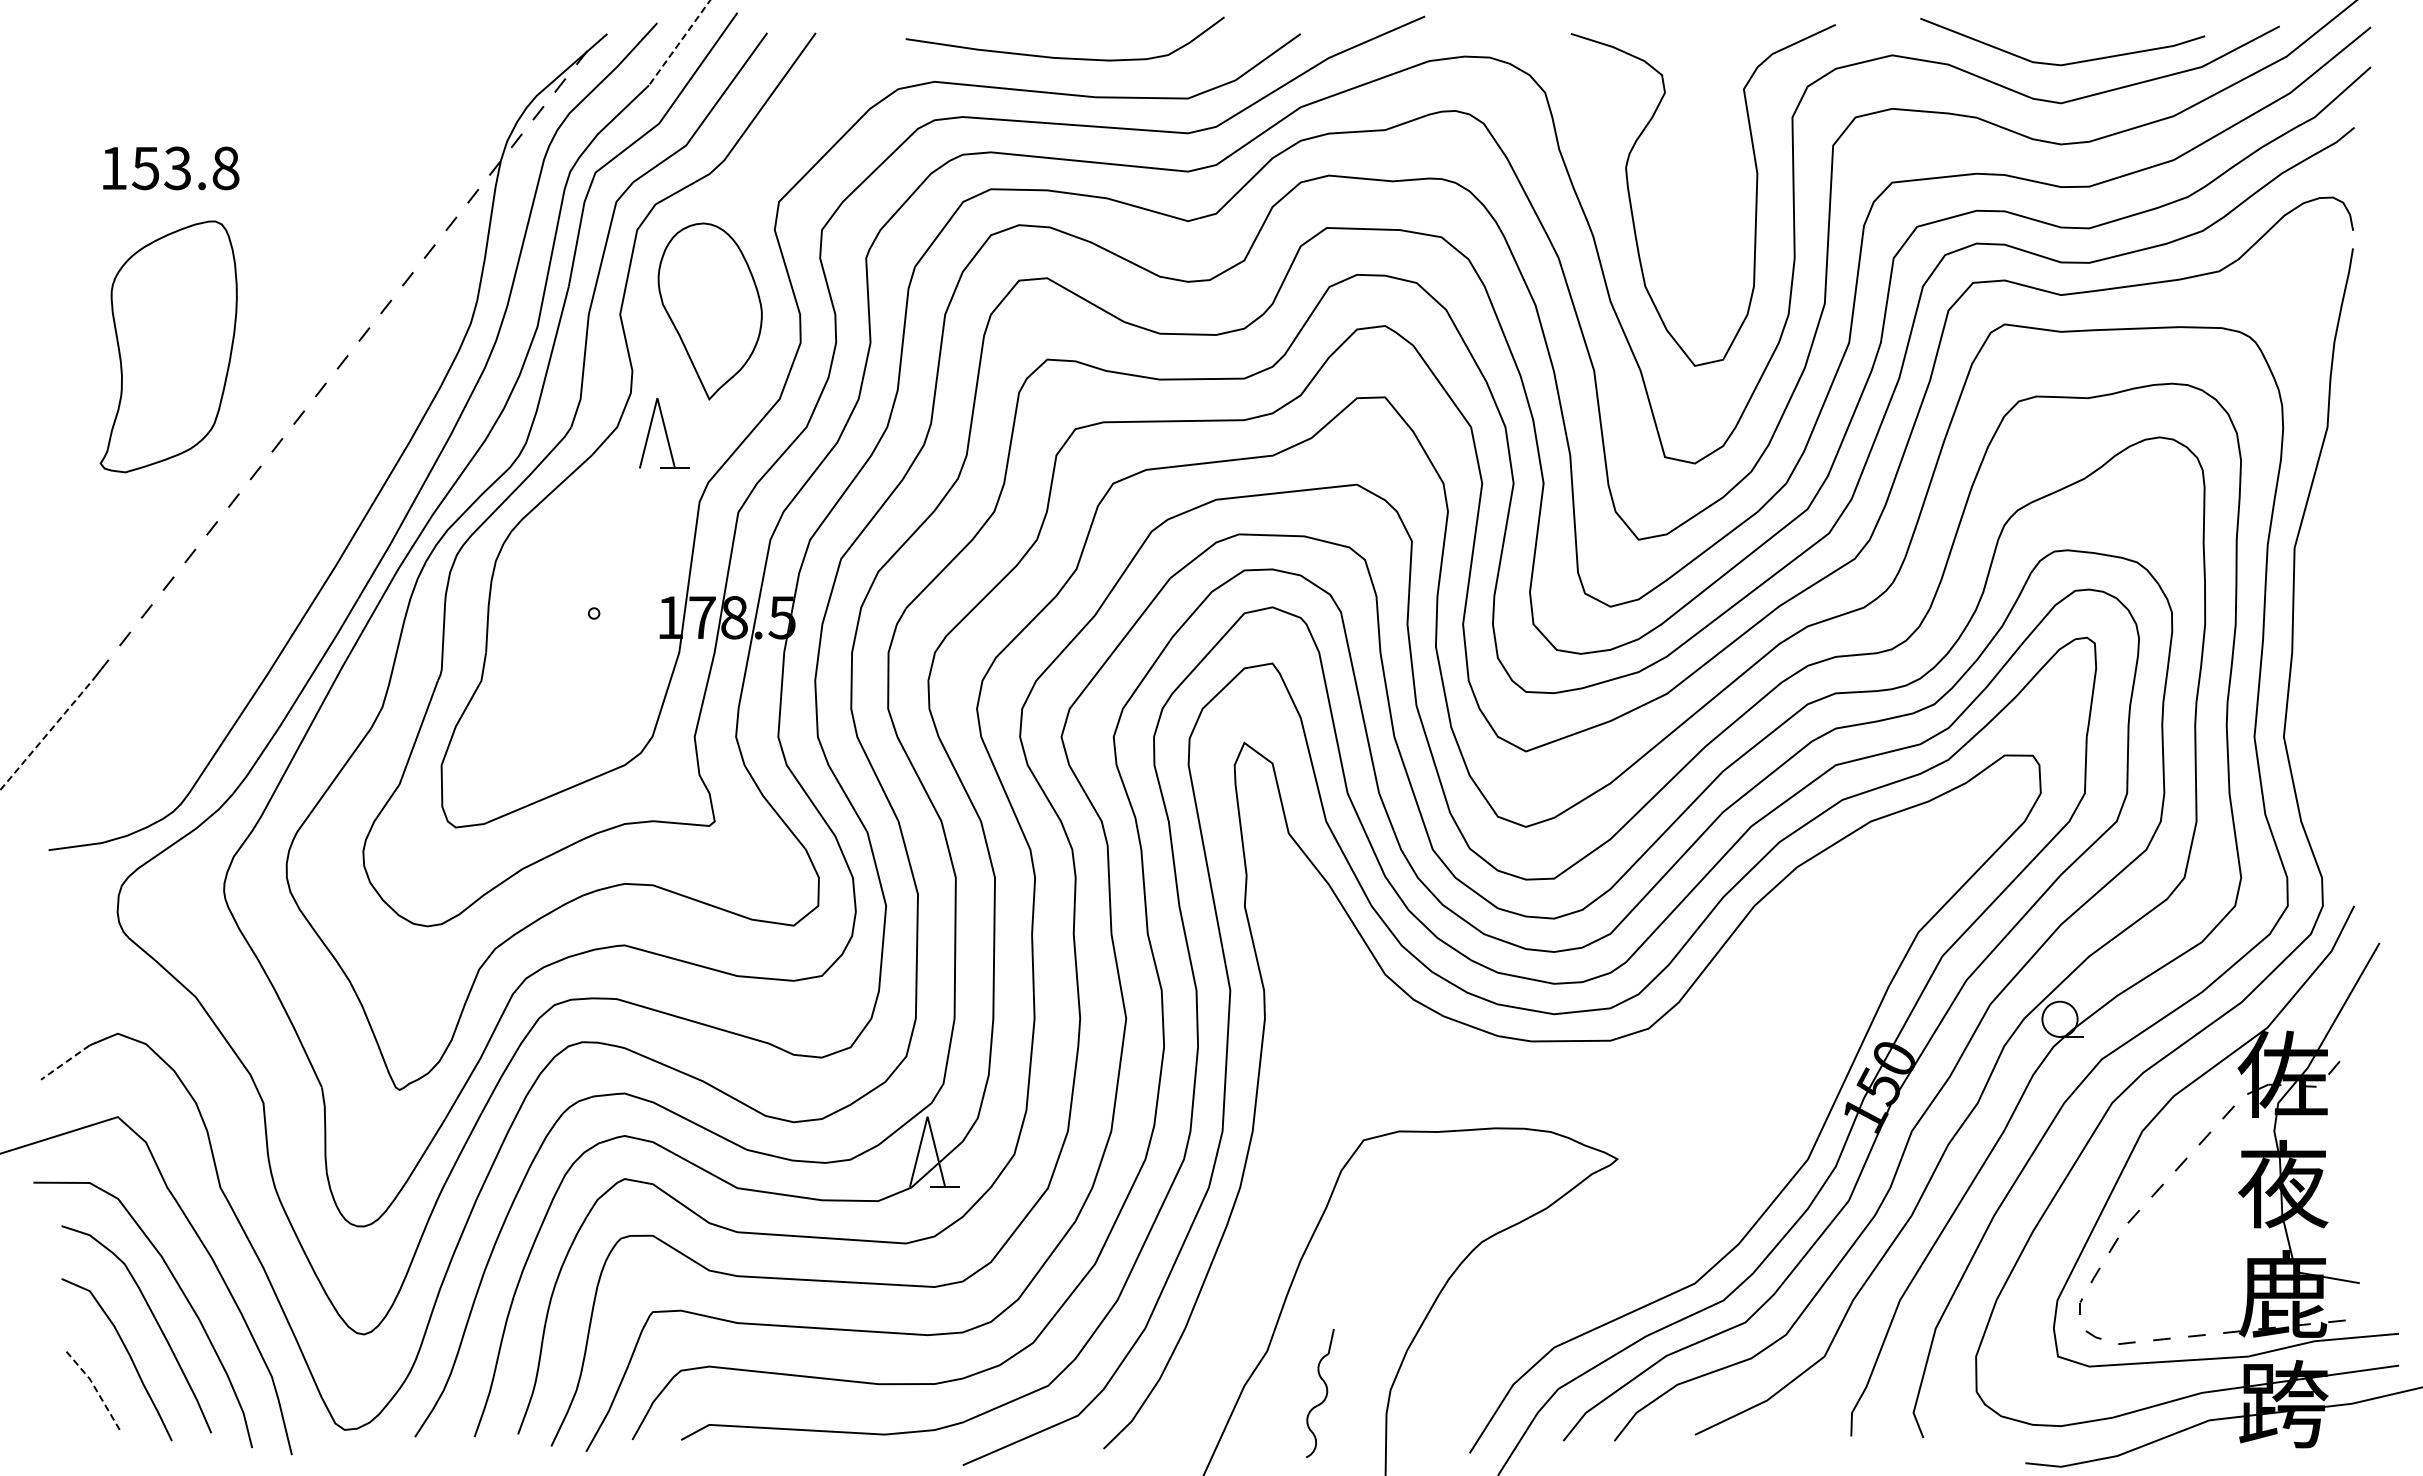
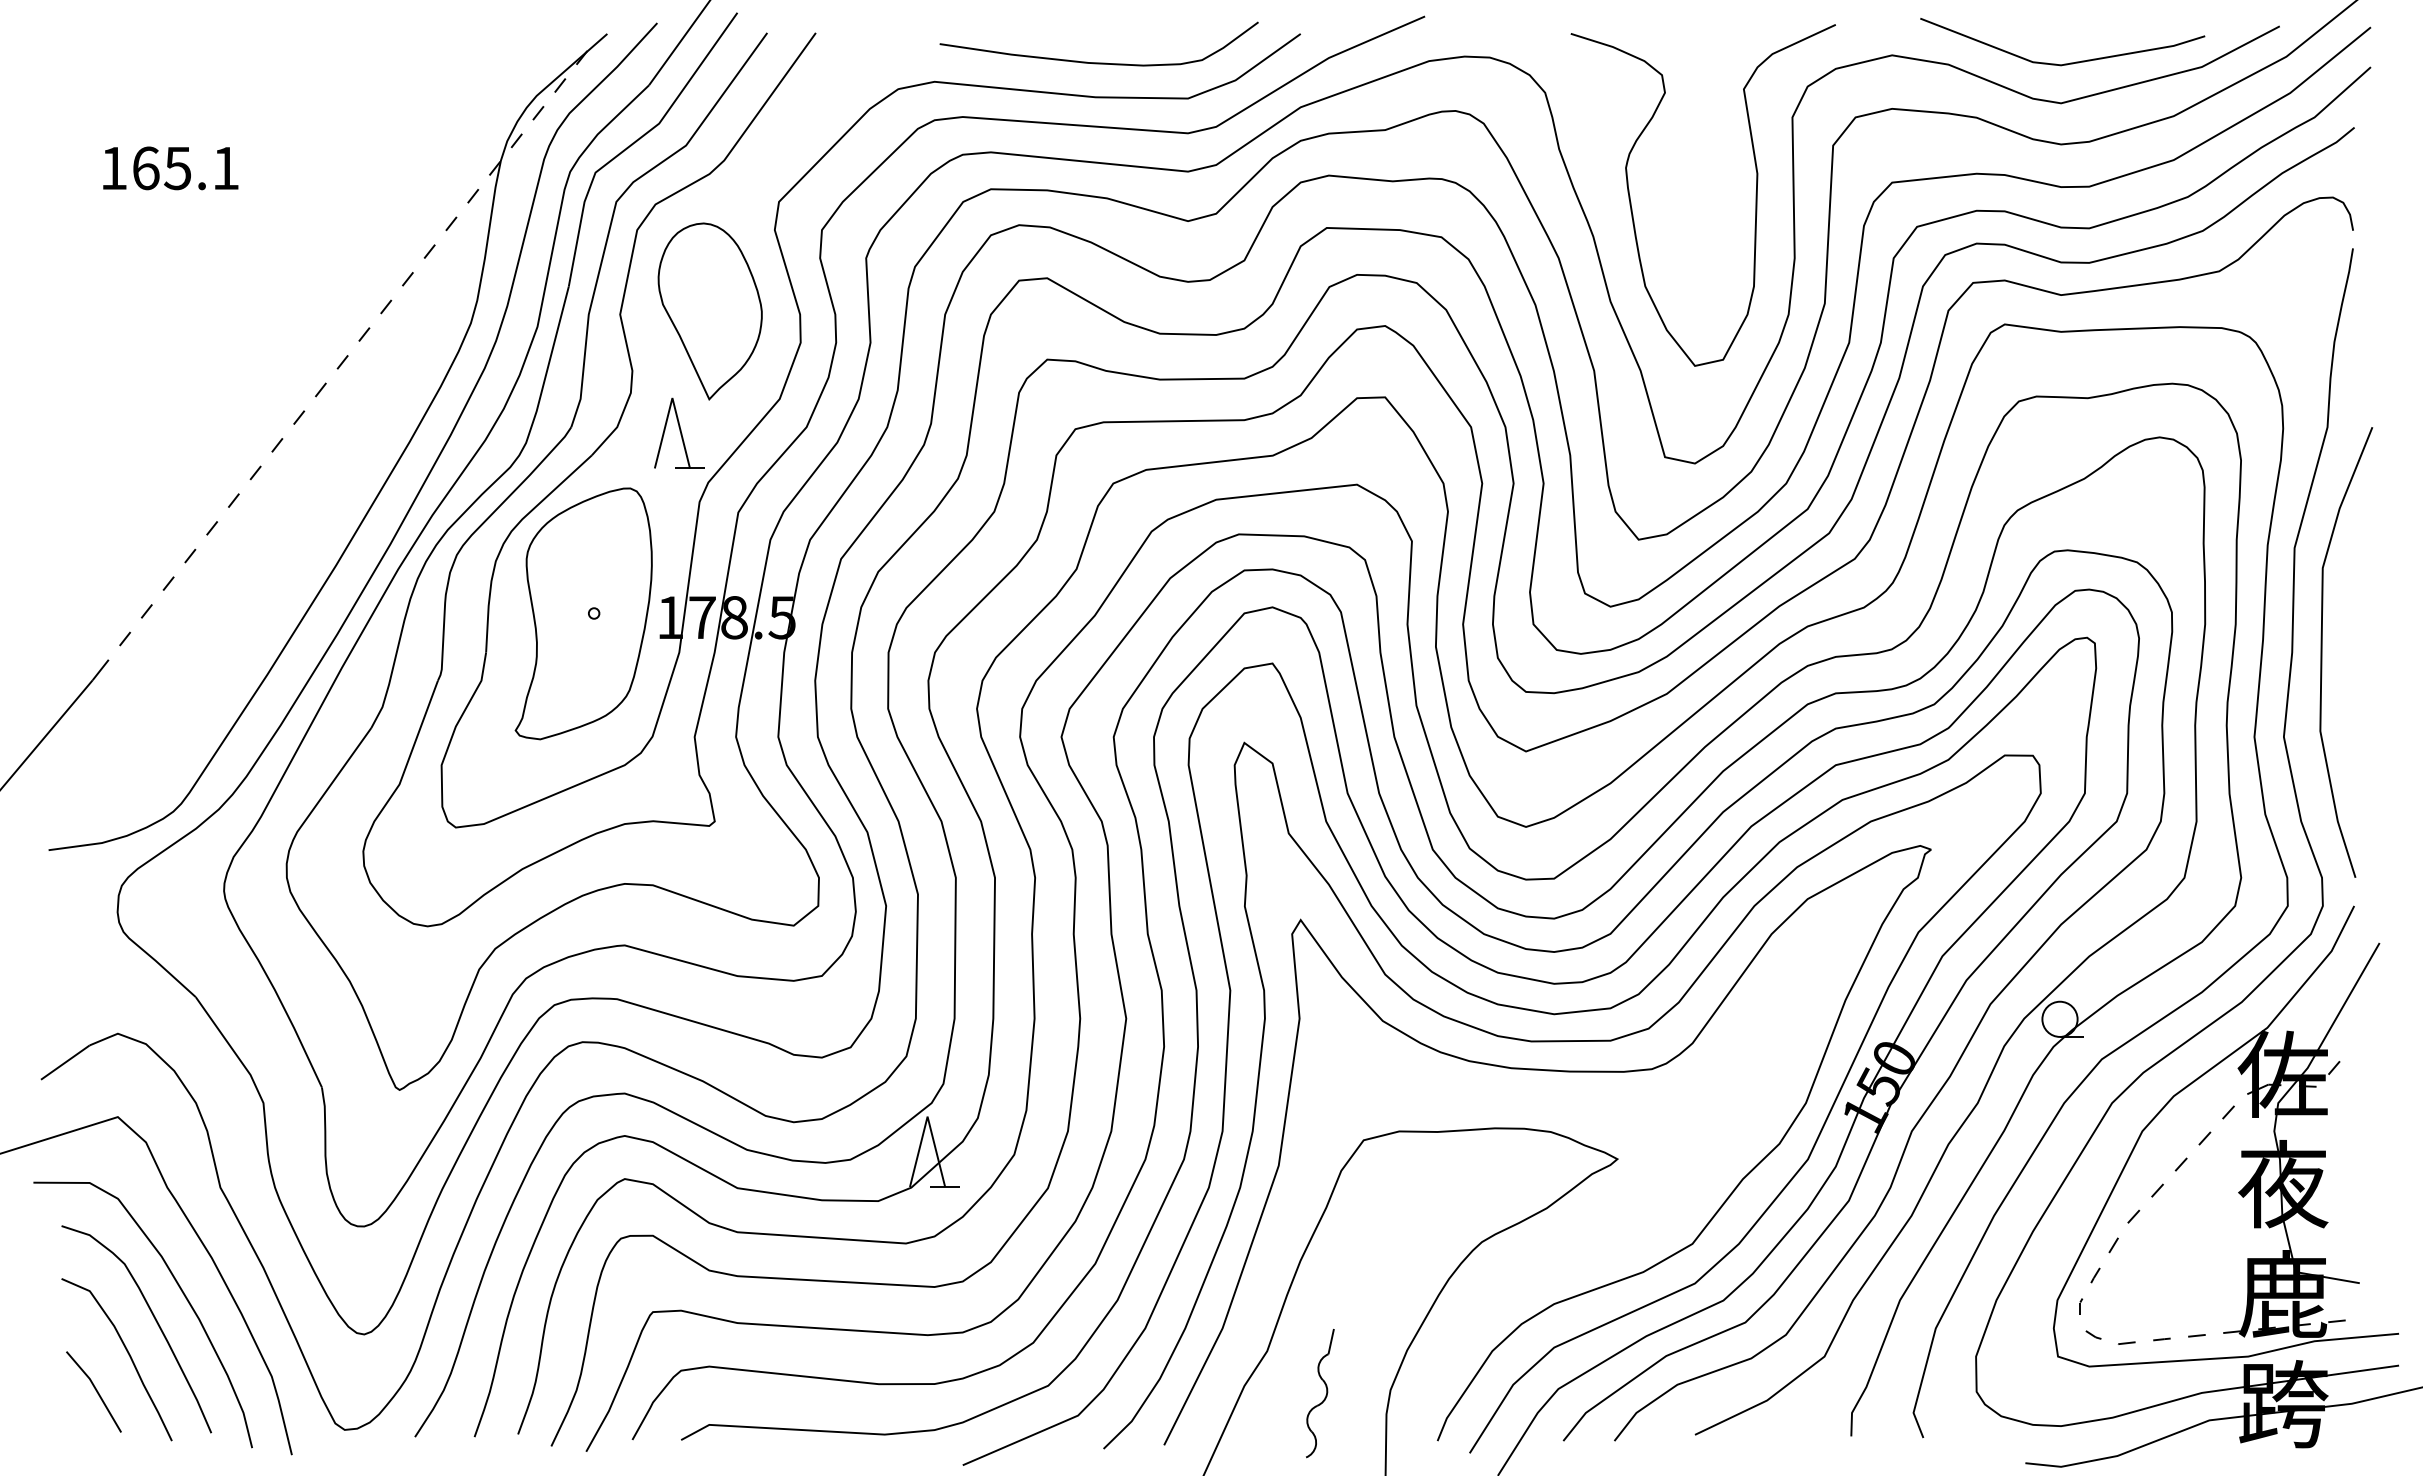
line: dashed -> solid (679, 43)
curve position: (1064, 57) -> (1098, 62) (1098, 62)
text: 153.8 -> 165.1 (185, 168)
part position: (168, 346) -> (583, 613) (583, 613)
part position: (664, 432) -> (679, 432) (679, 432)
curve: none -> present (2322, 652)
line: dashed -> solid (46, 735)
line: dashed -> solid (65, 1062)
curve: none -> present (1547, 1071)
line: dashed -> solid (96, 1389)
